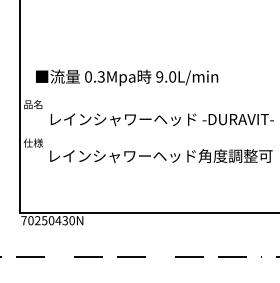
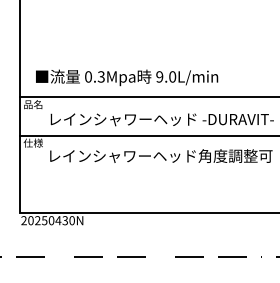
line: none -> present (148, 97)
line: none -> present (148, 135)
text: 70250430N -> 20250430N (23, 220)
